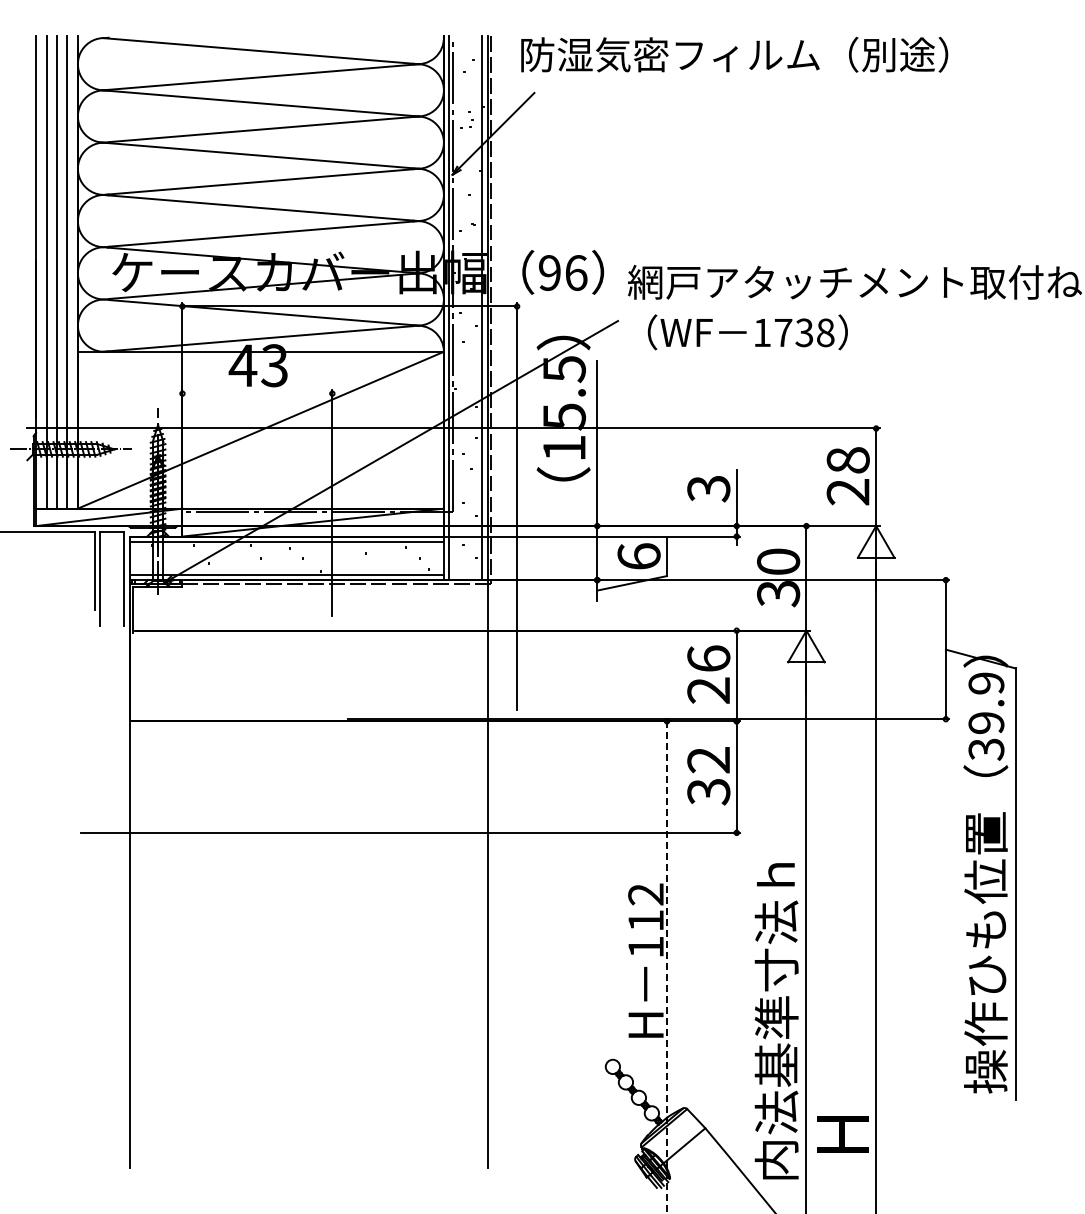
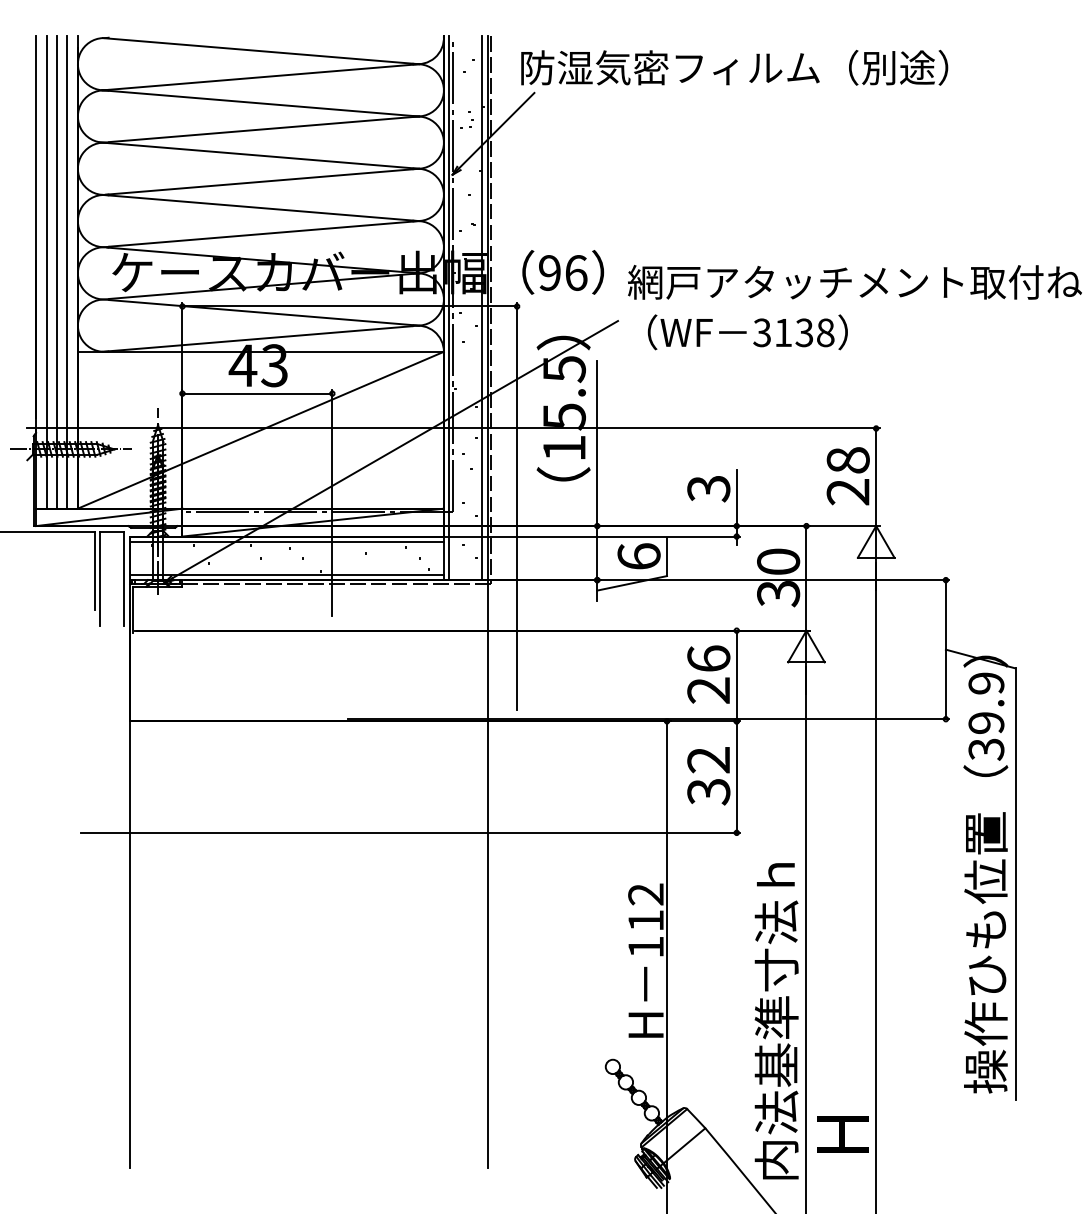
text position: (734, 54) -> (734, 67) (734, 67)
text: 1738 -> 3138 (772, 332)
line: none -> present (257, 393)
line: dashed -> solid (667, 967)
